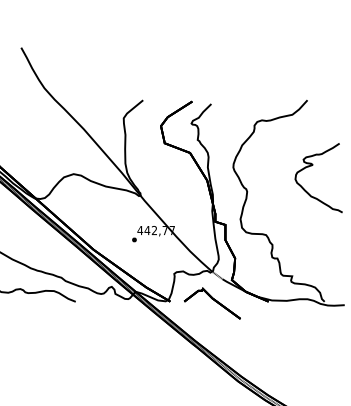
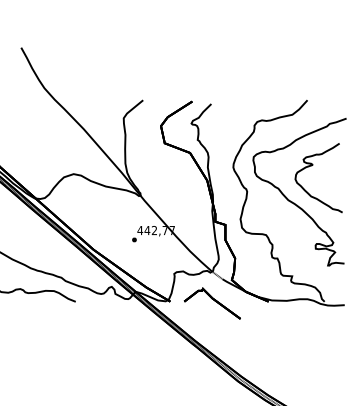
part: none -> present (294, 202)
